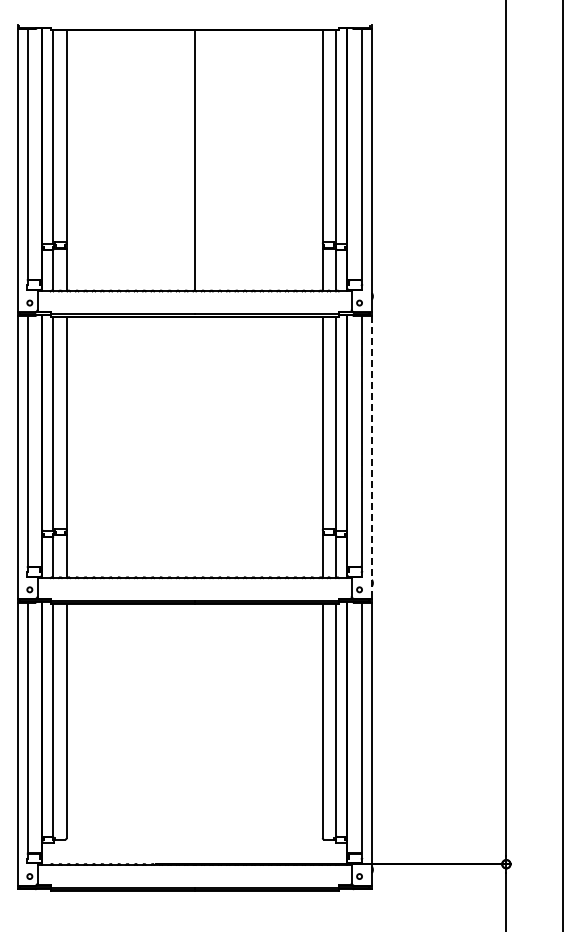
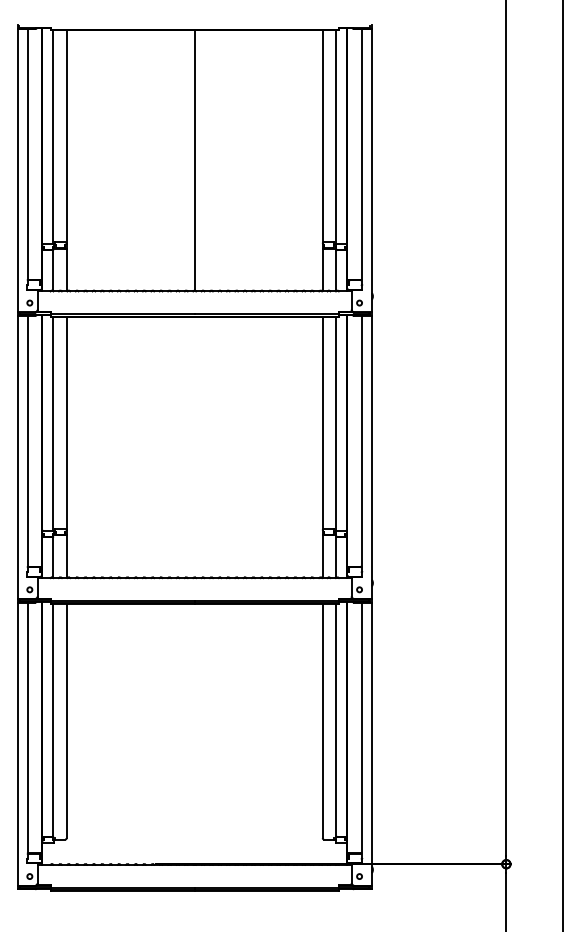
line: dashed -> solid (371, 457)
